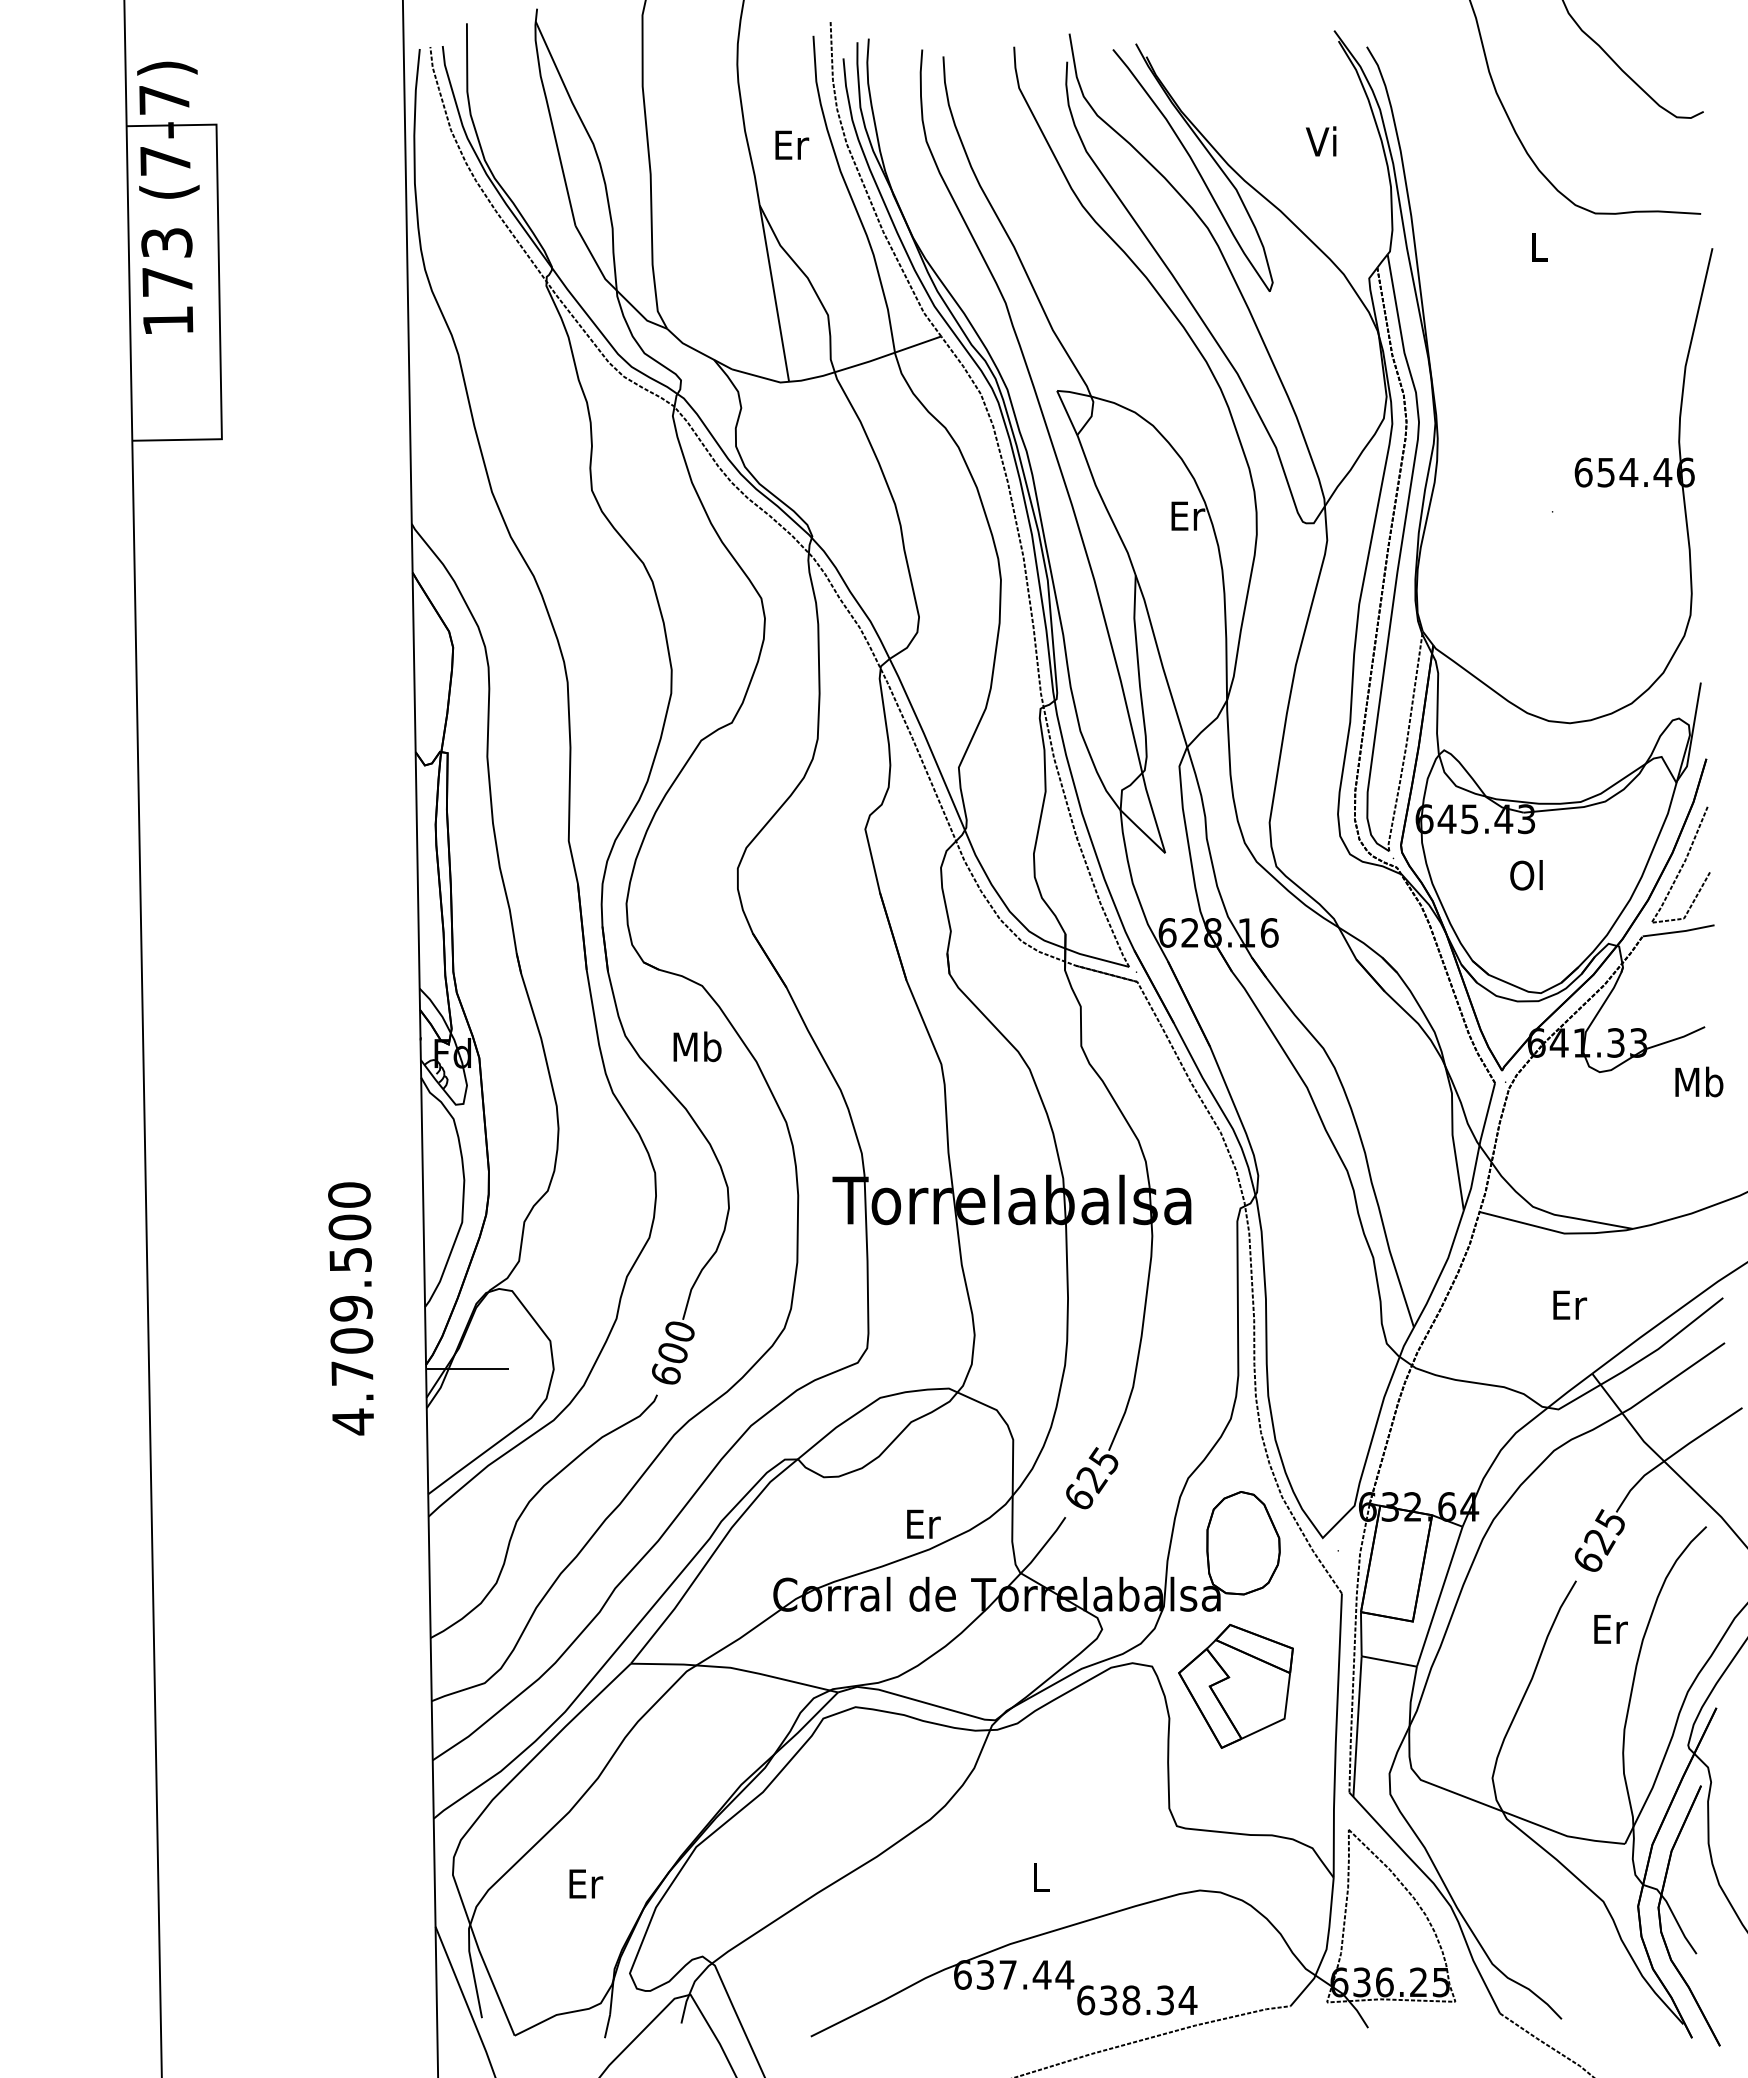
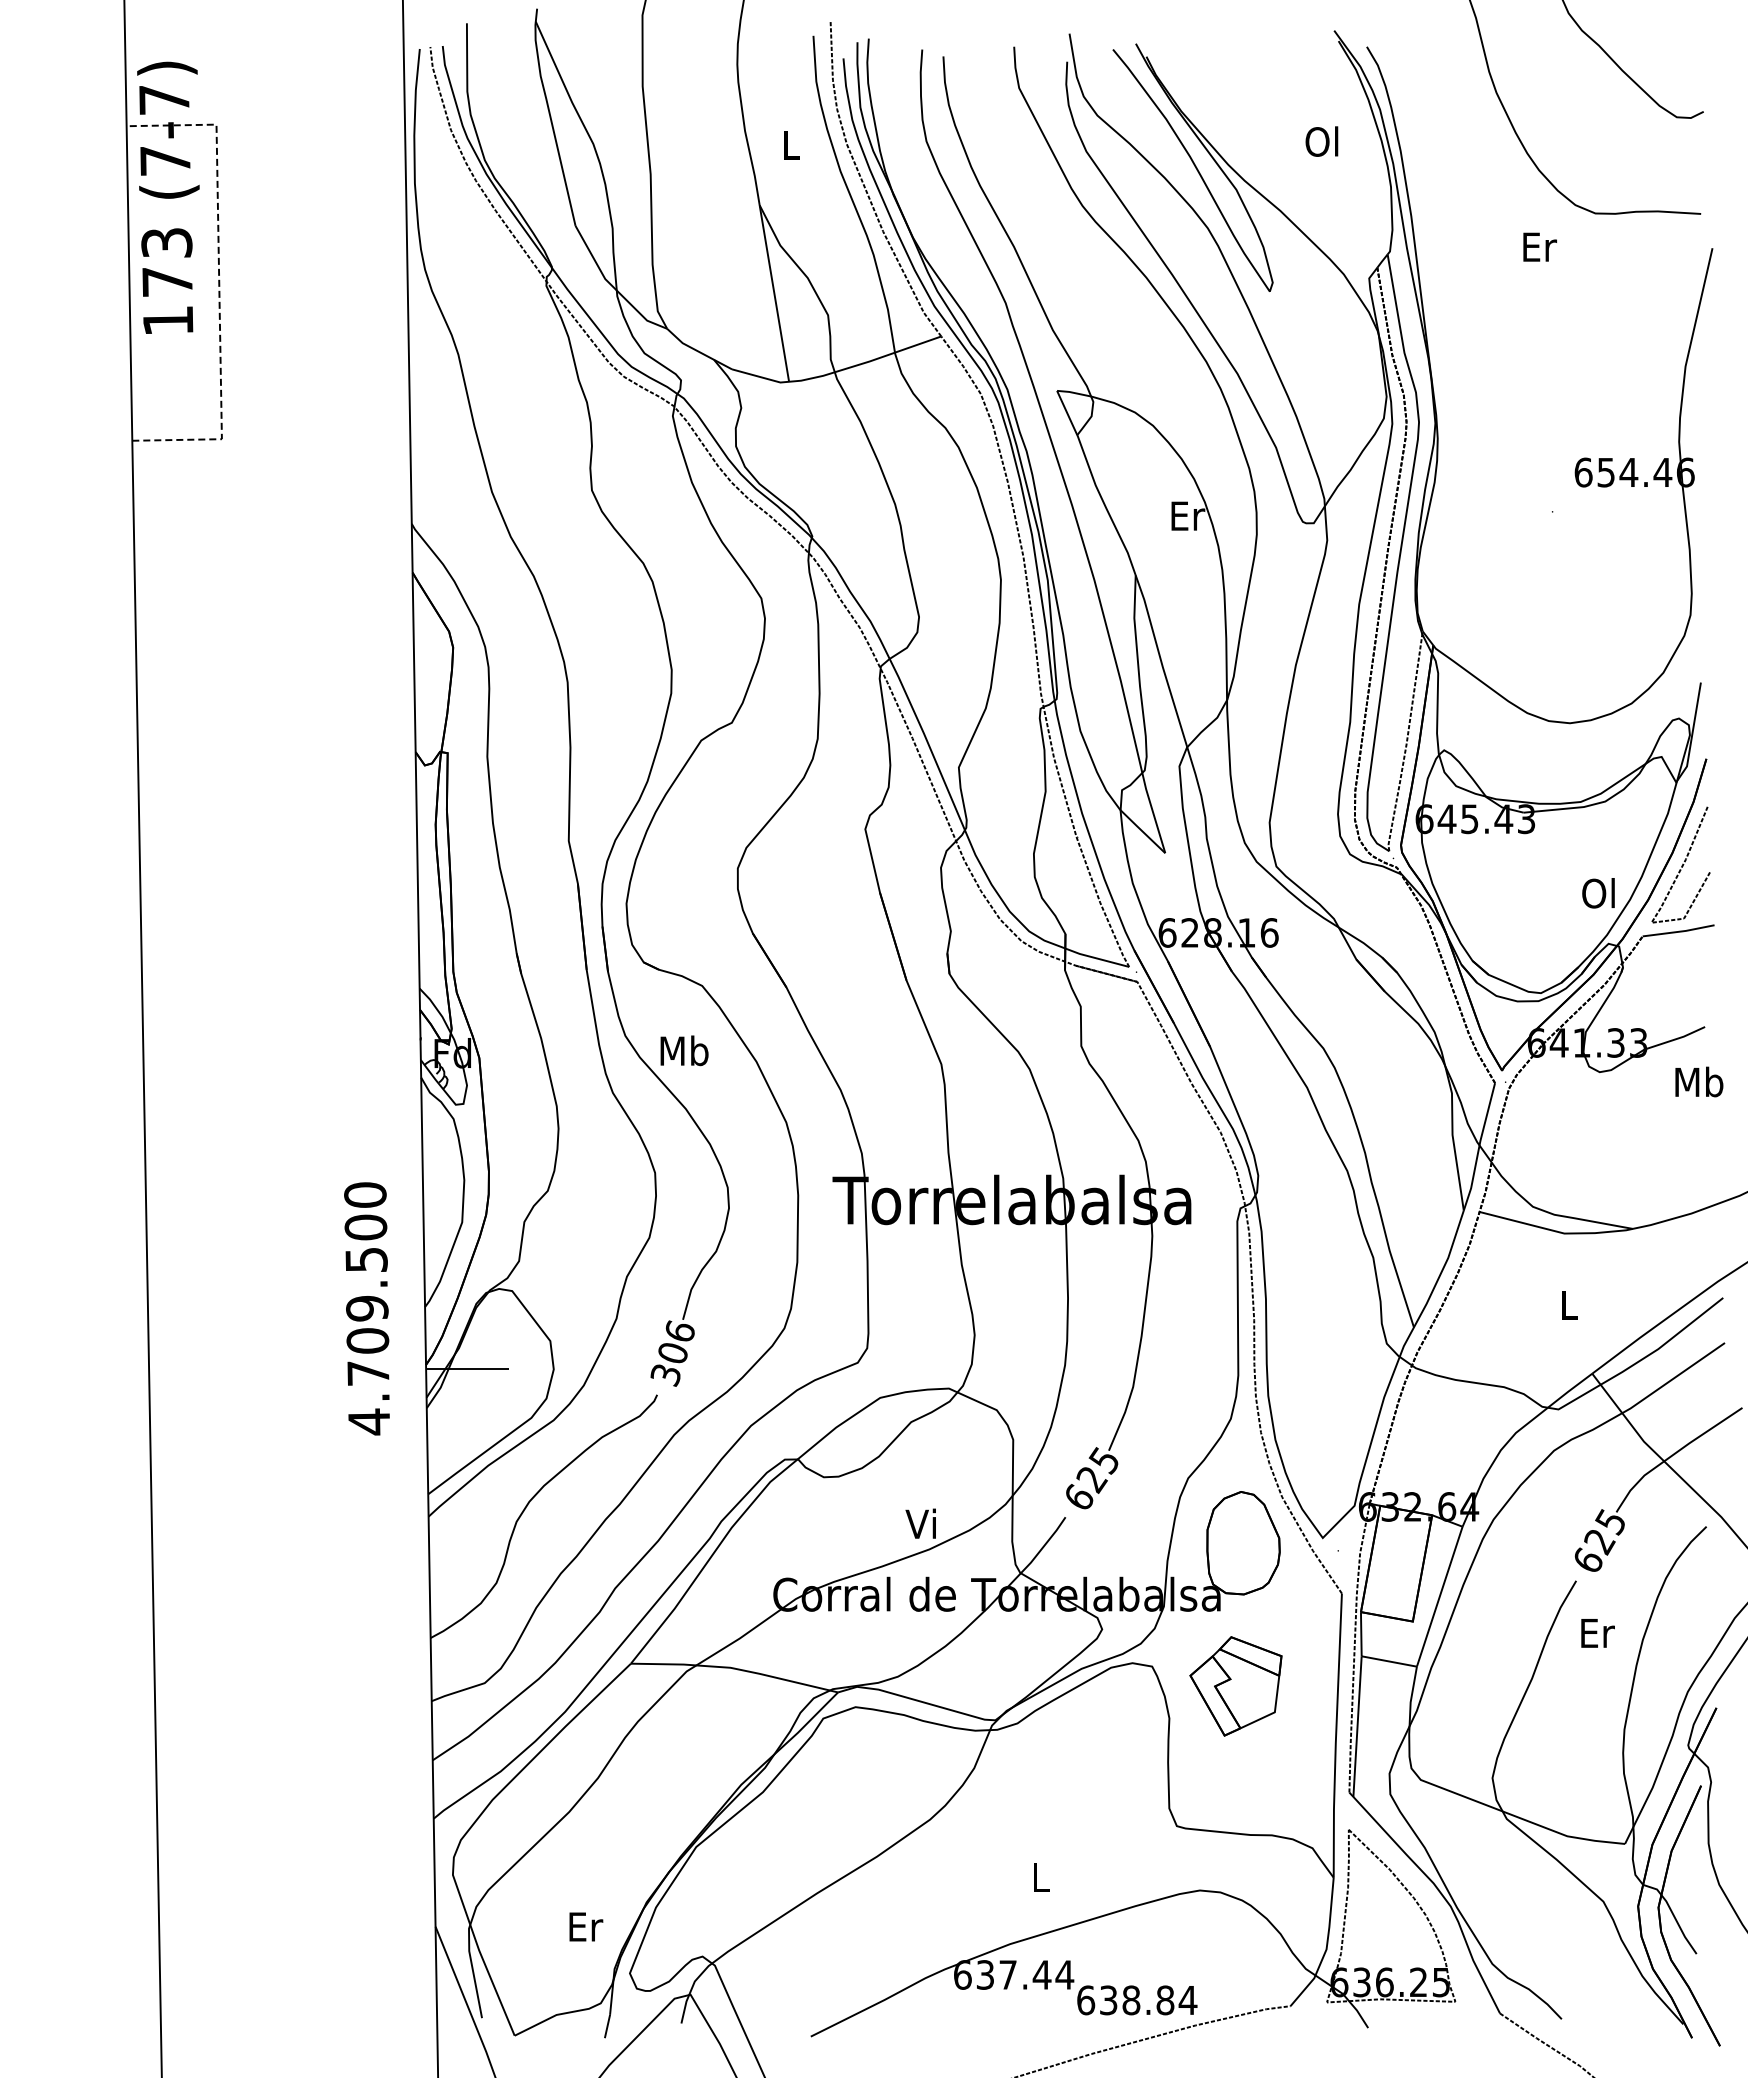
text: Vi -> Ol (1321, 141)
text: Er -> L (792, 144)
text: L -> Er (1540, 246)
line: solid -> dashed (219, 281)
text position: (1526, 875) -> (1598, 893) (1598, 893)
text position: (697, 1046) -> (684, 1050) (684, 1050)
text: Er -> L (1570, 1304)
text position: (350, 1308) -> (366, 1308) (366, 1308)
text: 600 -> 306 (672, 1353)
text: Er -> Vi (922, 1523)
text position: (1610, 1629) -> (1597, 1633) (1597, 1633)
part size: 116x125 px -> 94x101 px (1235, 1686)
text position: (586, 1883) -> (586, 1926) (586, 1926)
text: 638.34 -> 638.84 (1165, 2000)
